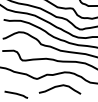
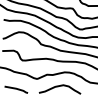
line position: (16, 94) -> (16, 89) (16, 89)
